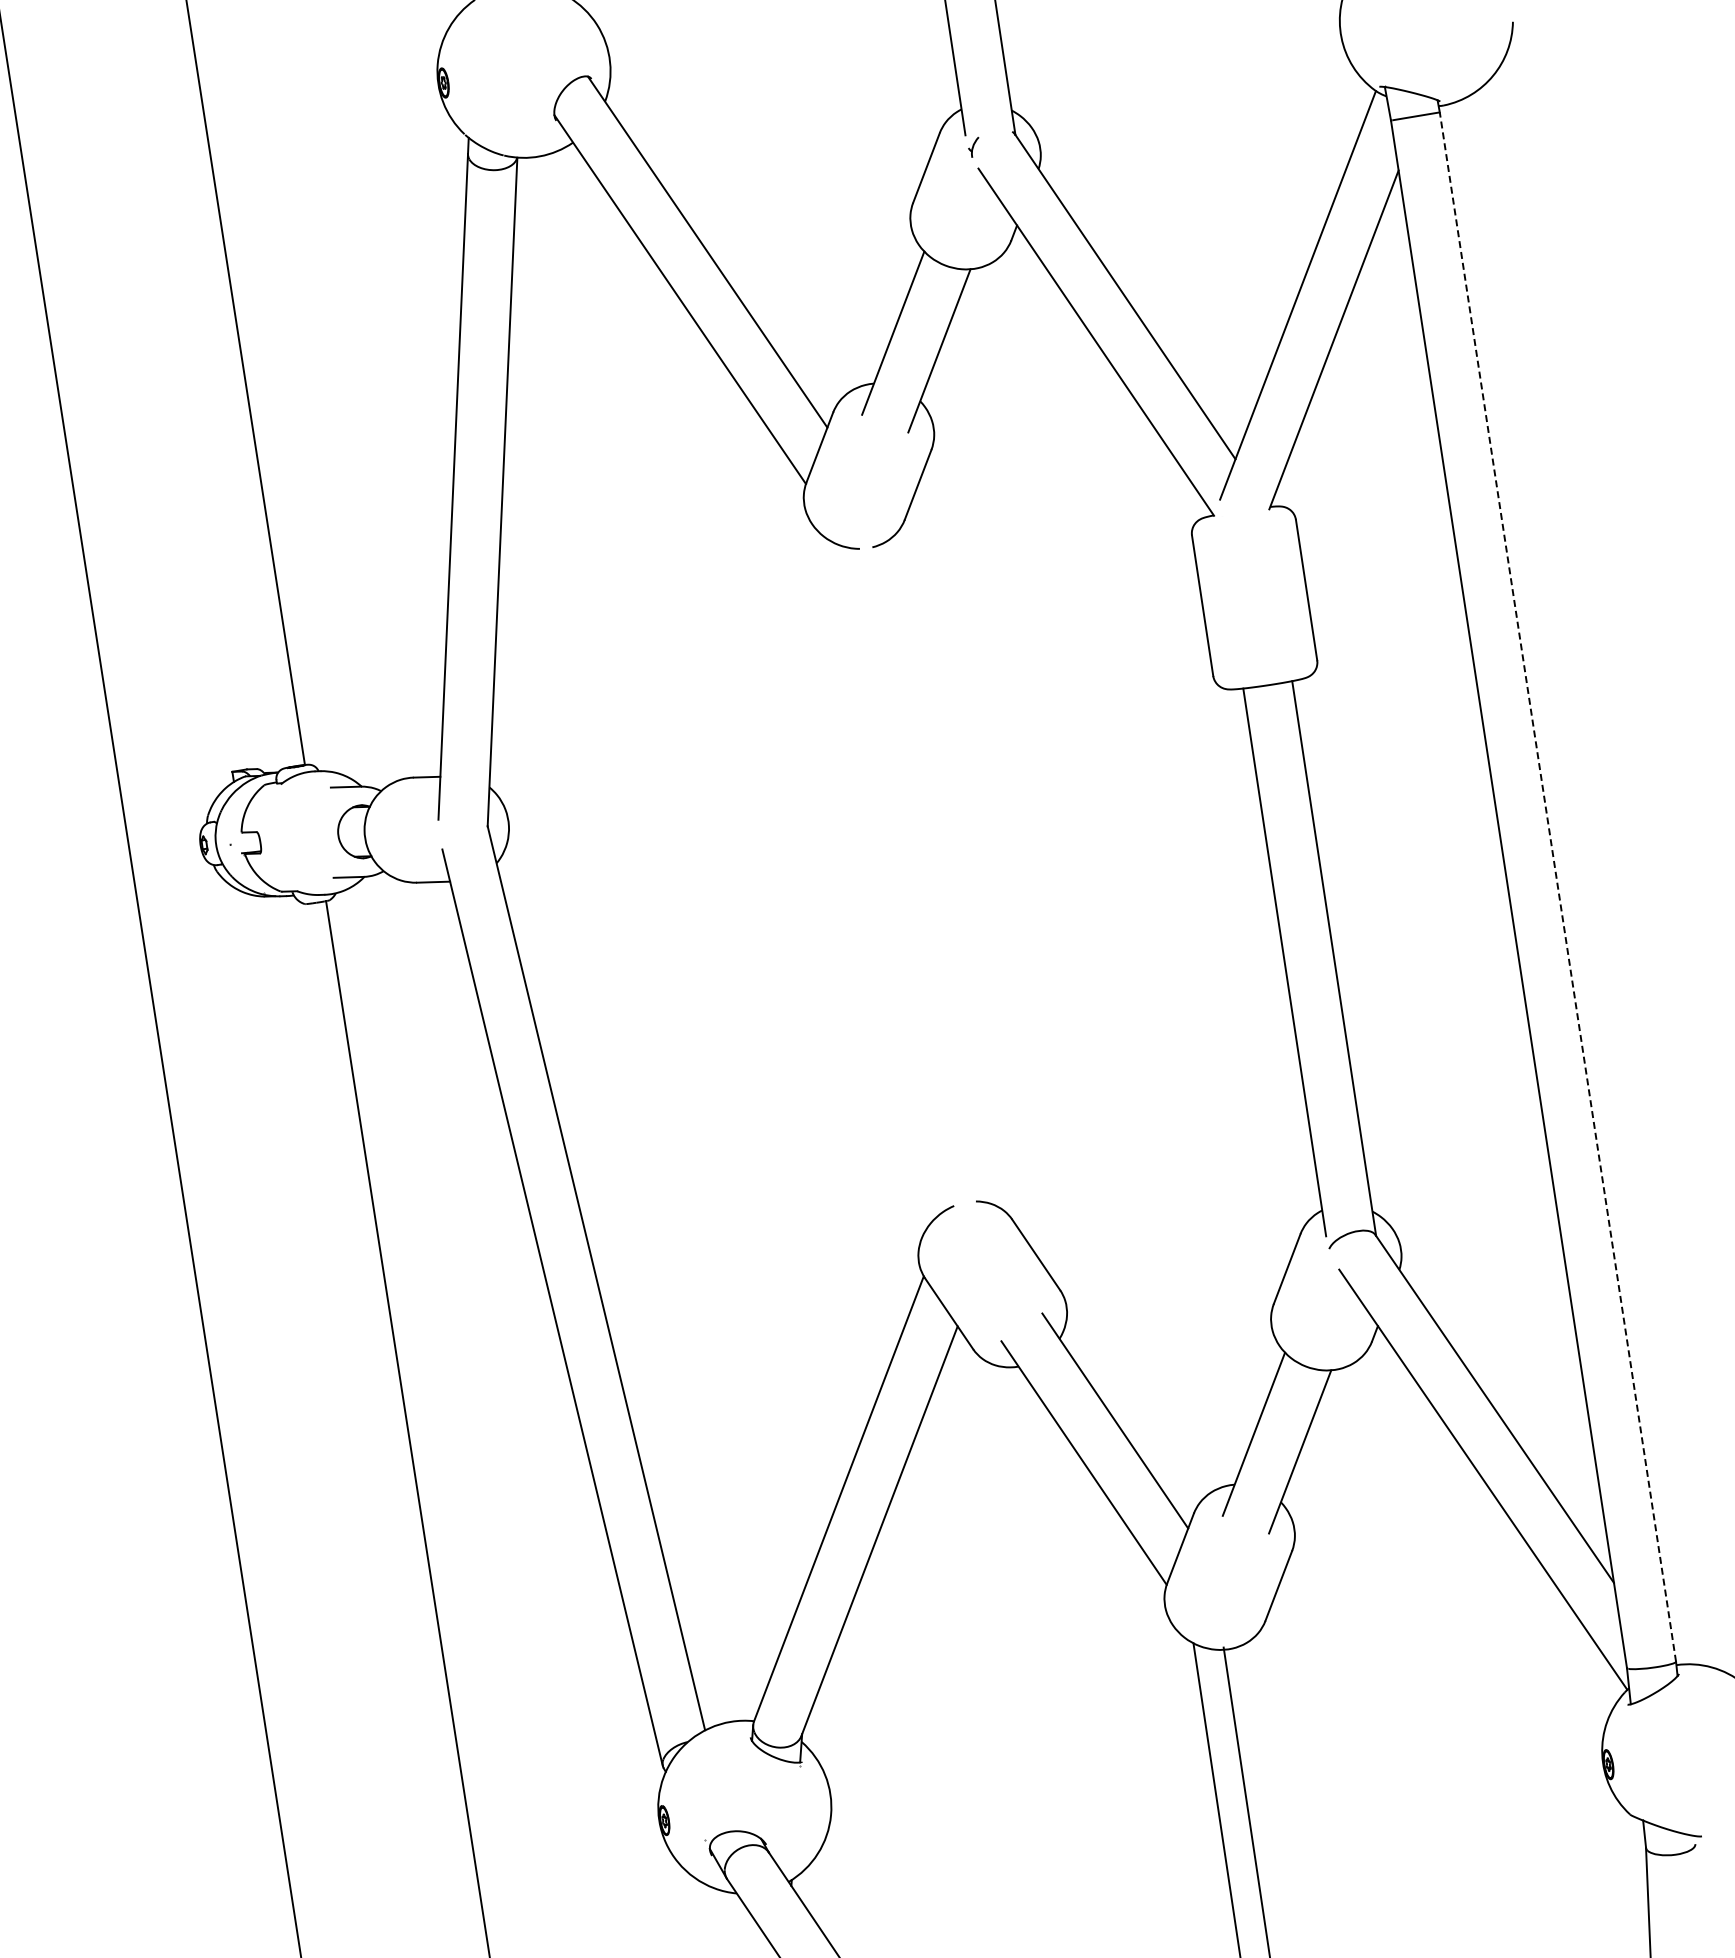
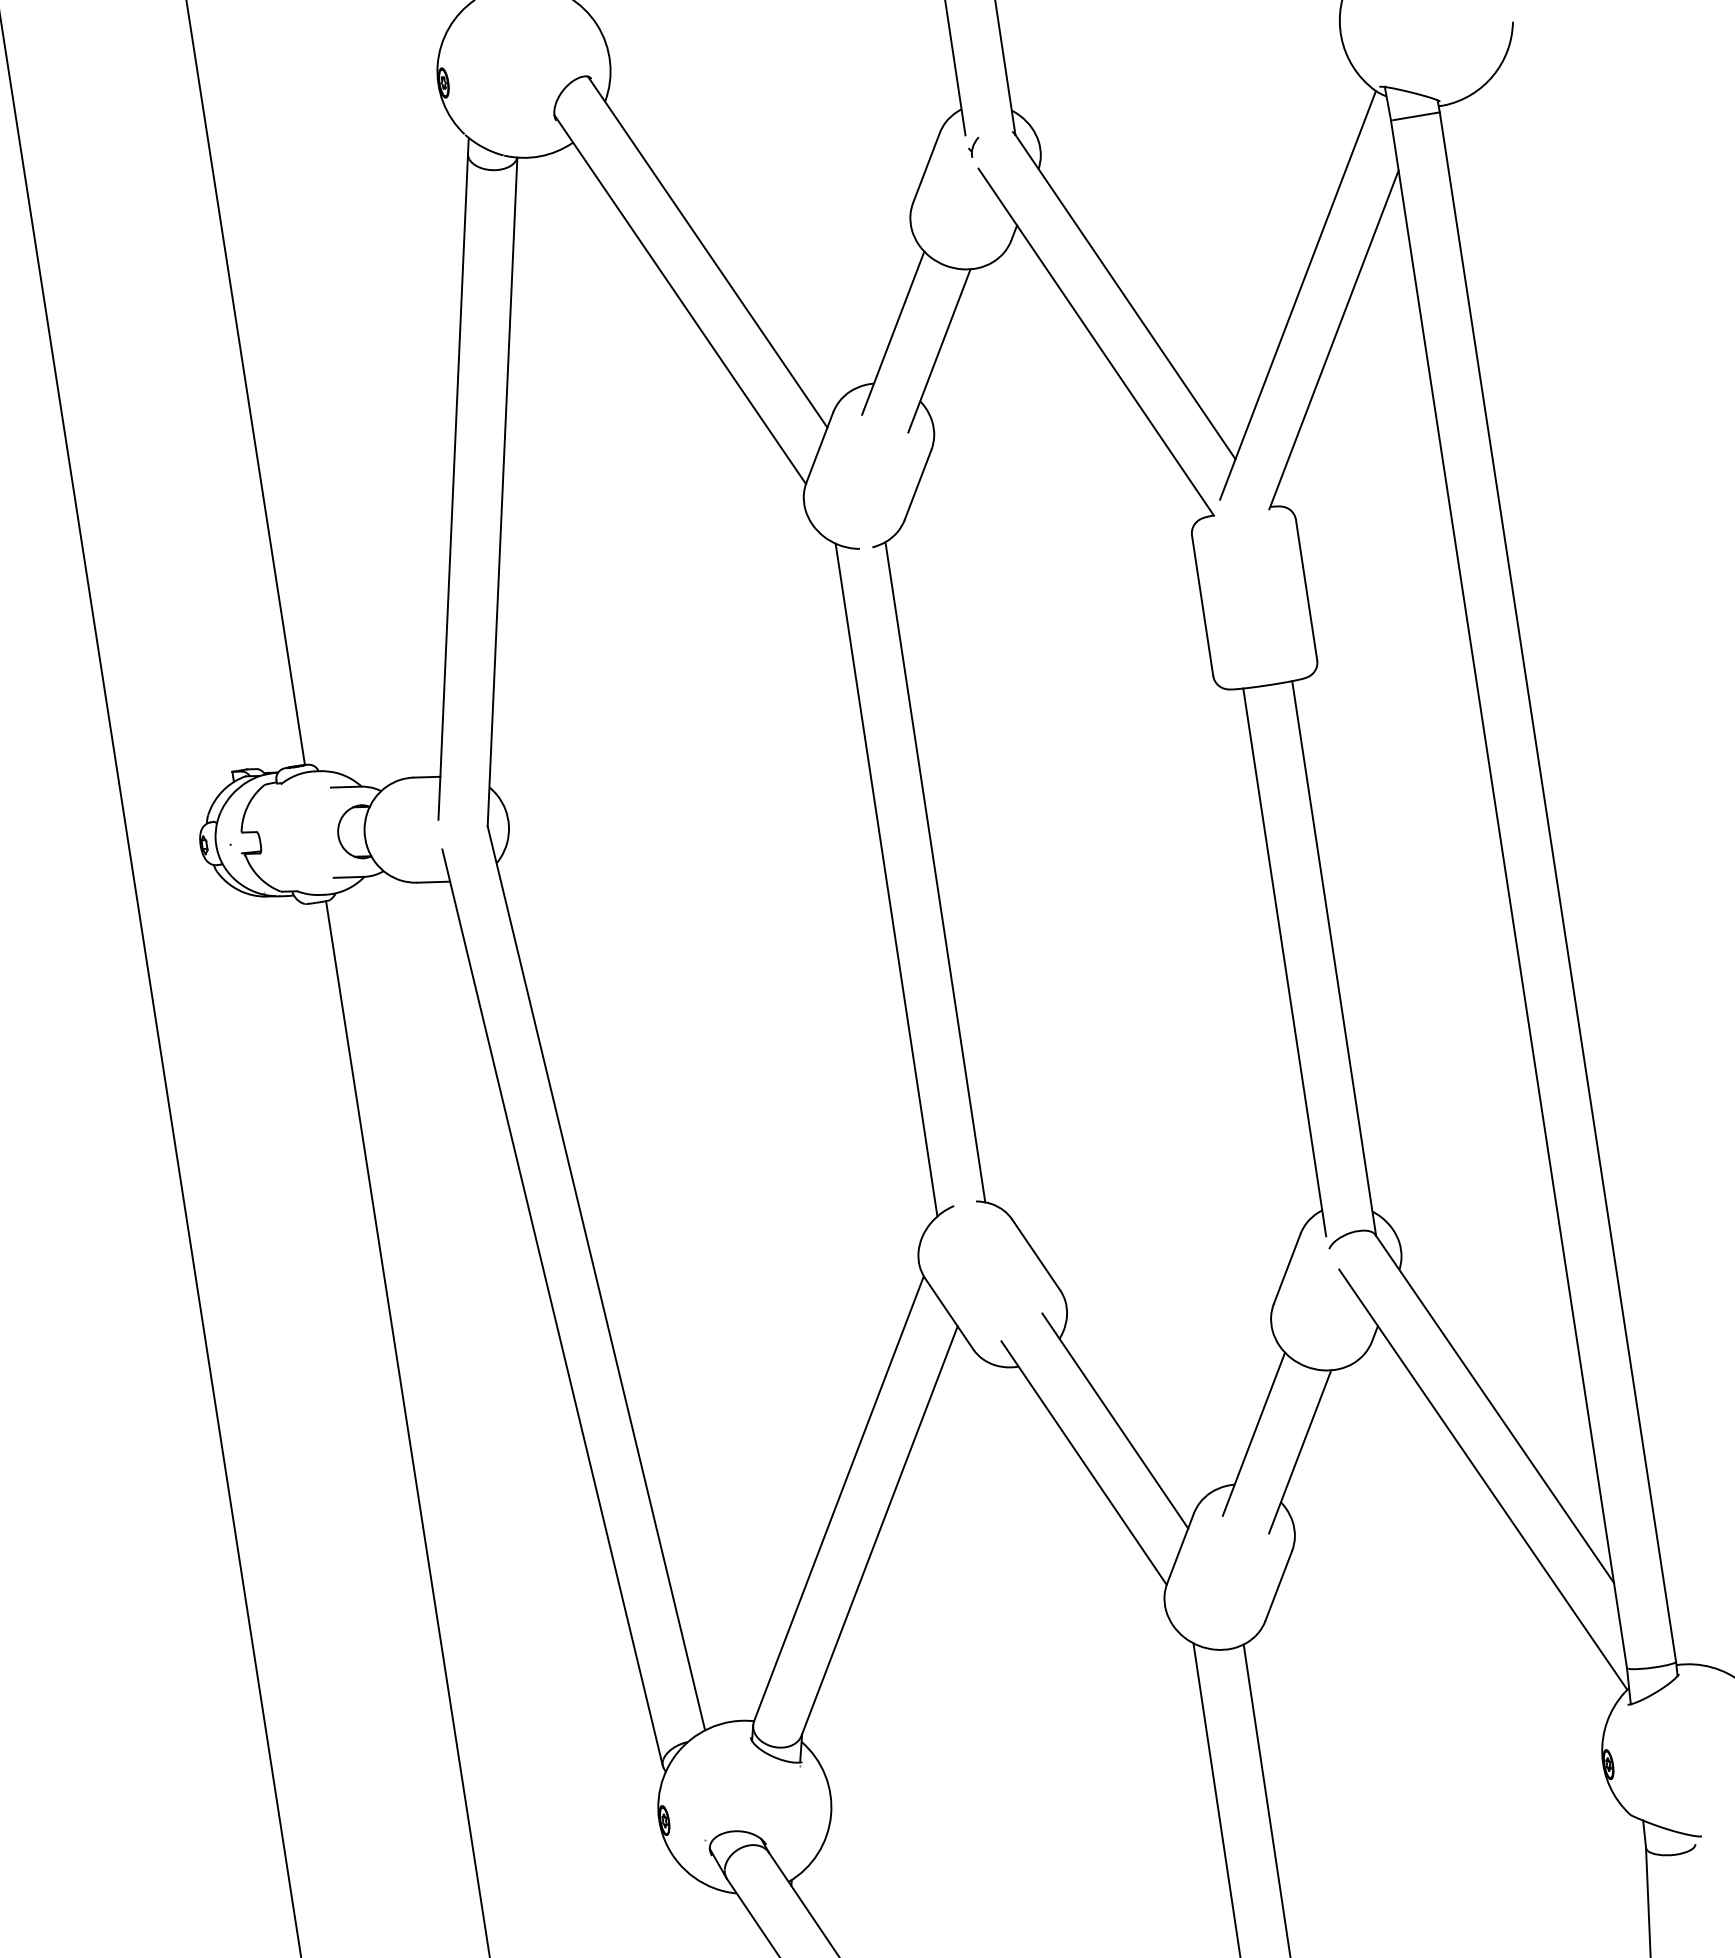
line: none -> present (935, 872)
line: none -> present (886, 879)
line: dashed -> solid (1557, 887)
line position: (1246, 1800) -> (1266, 1799) (1266, 1799)
